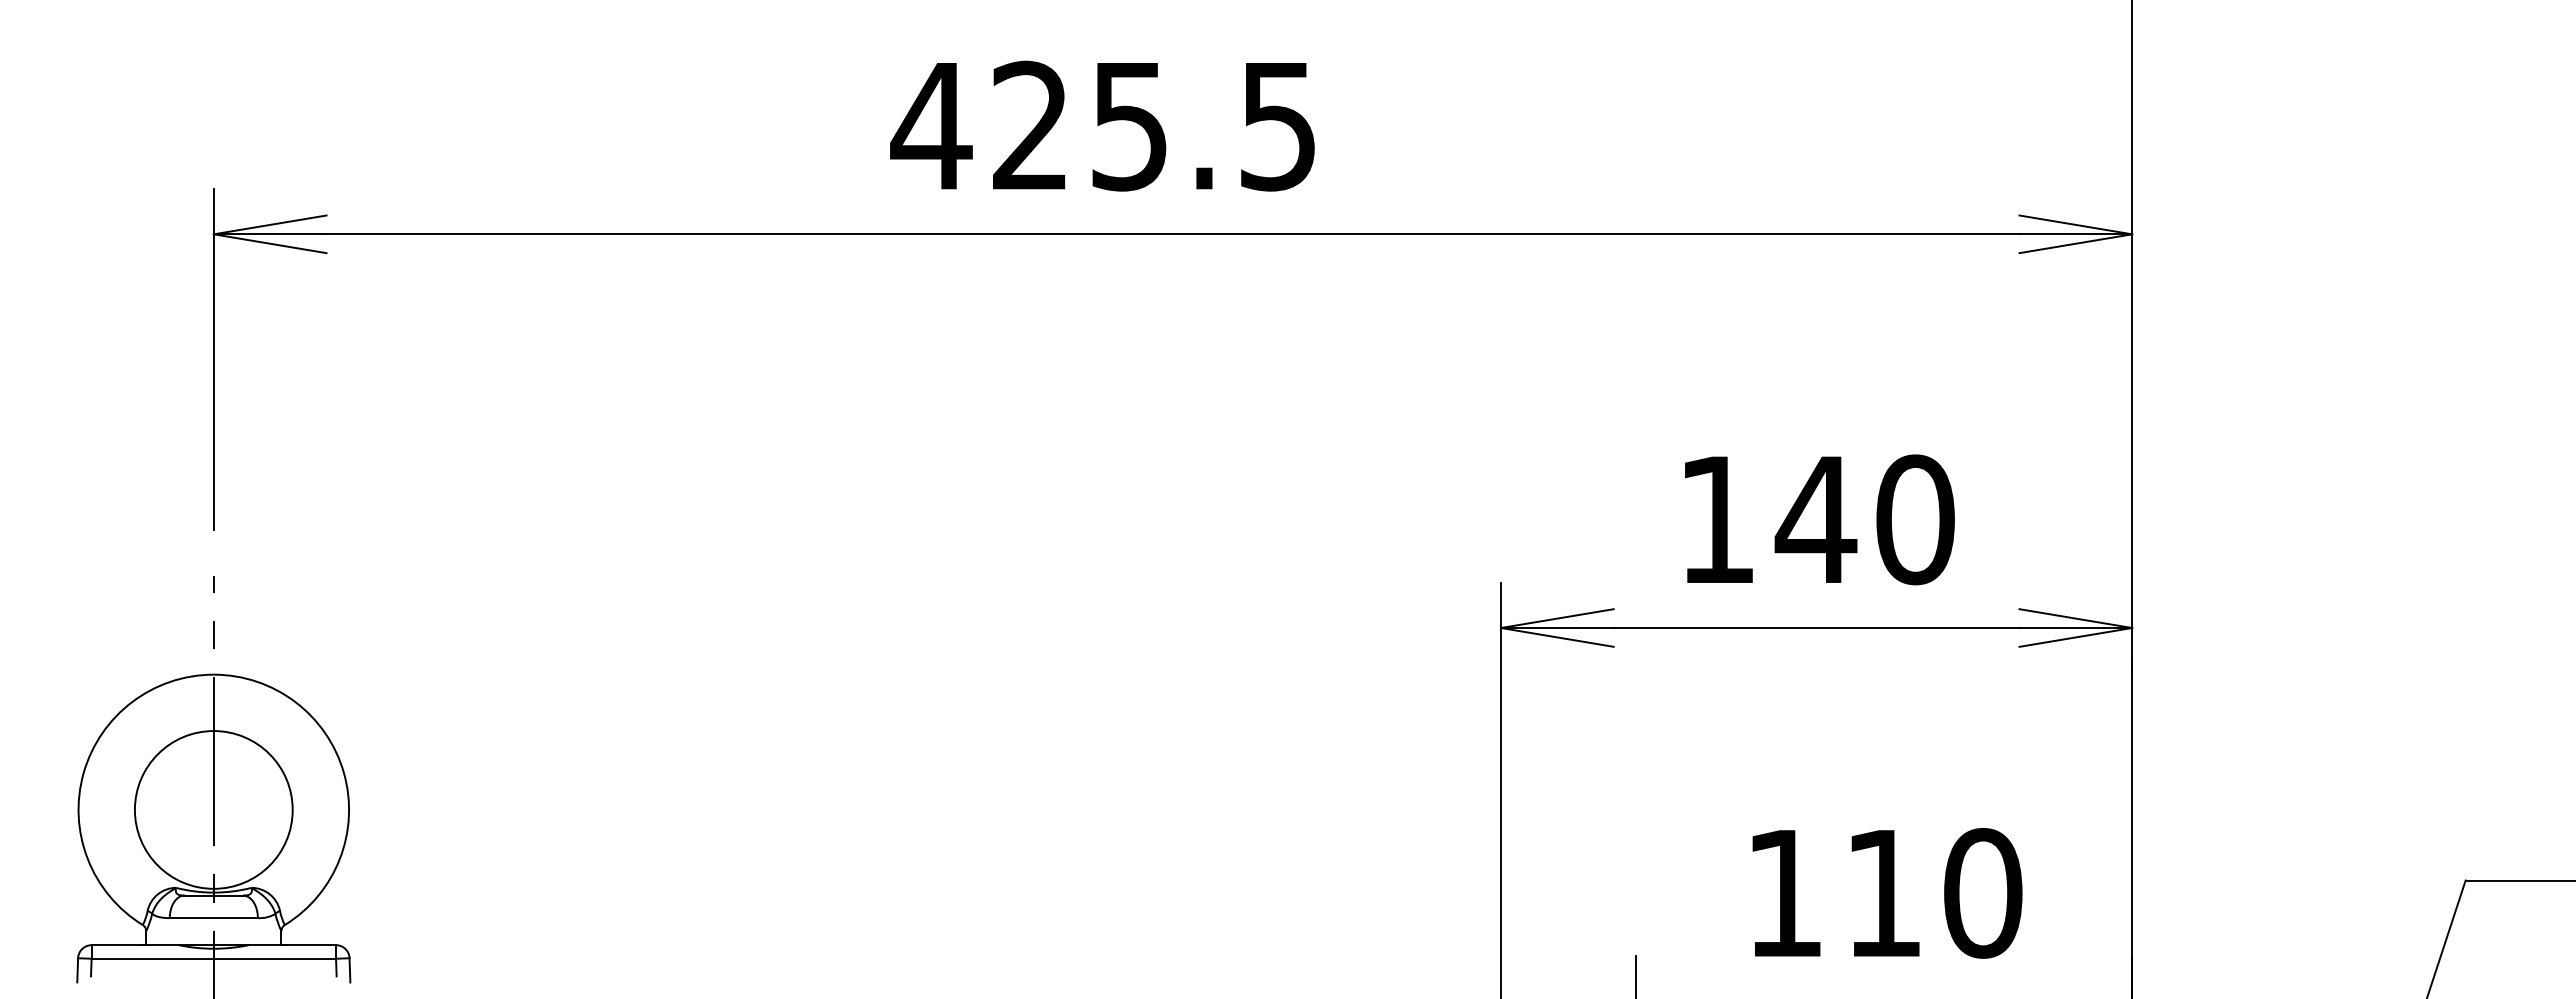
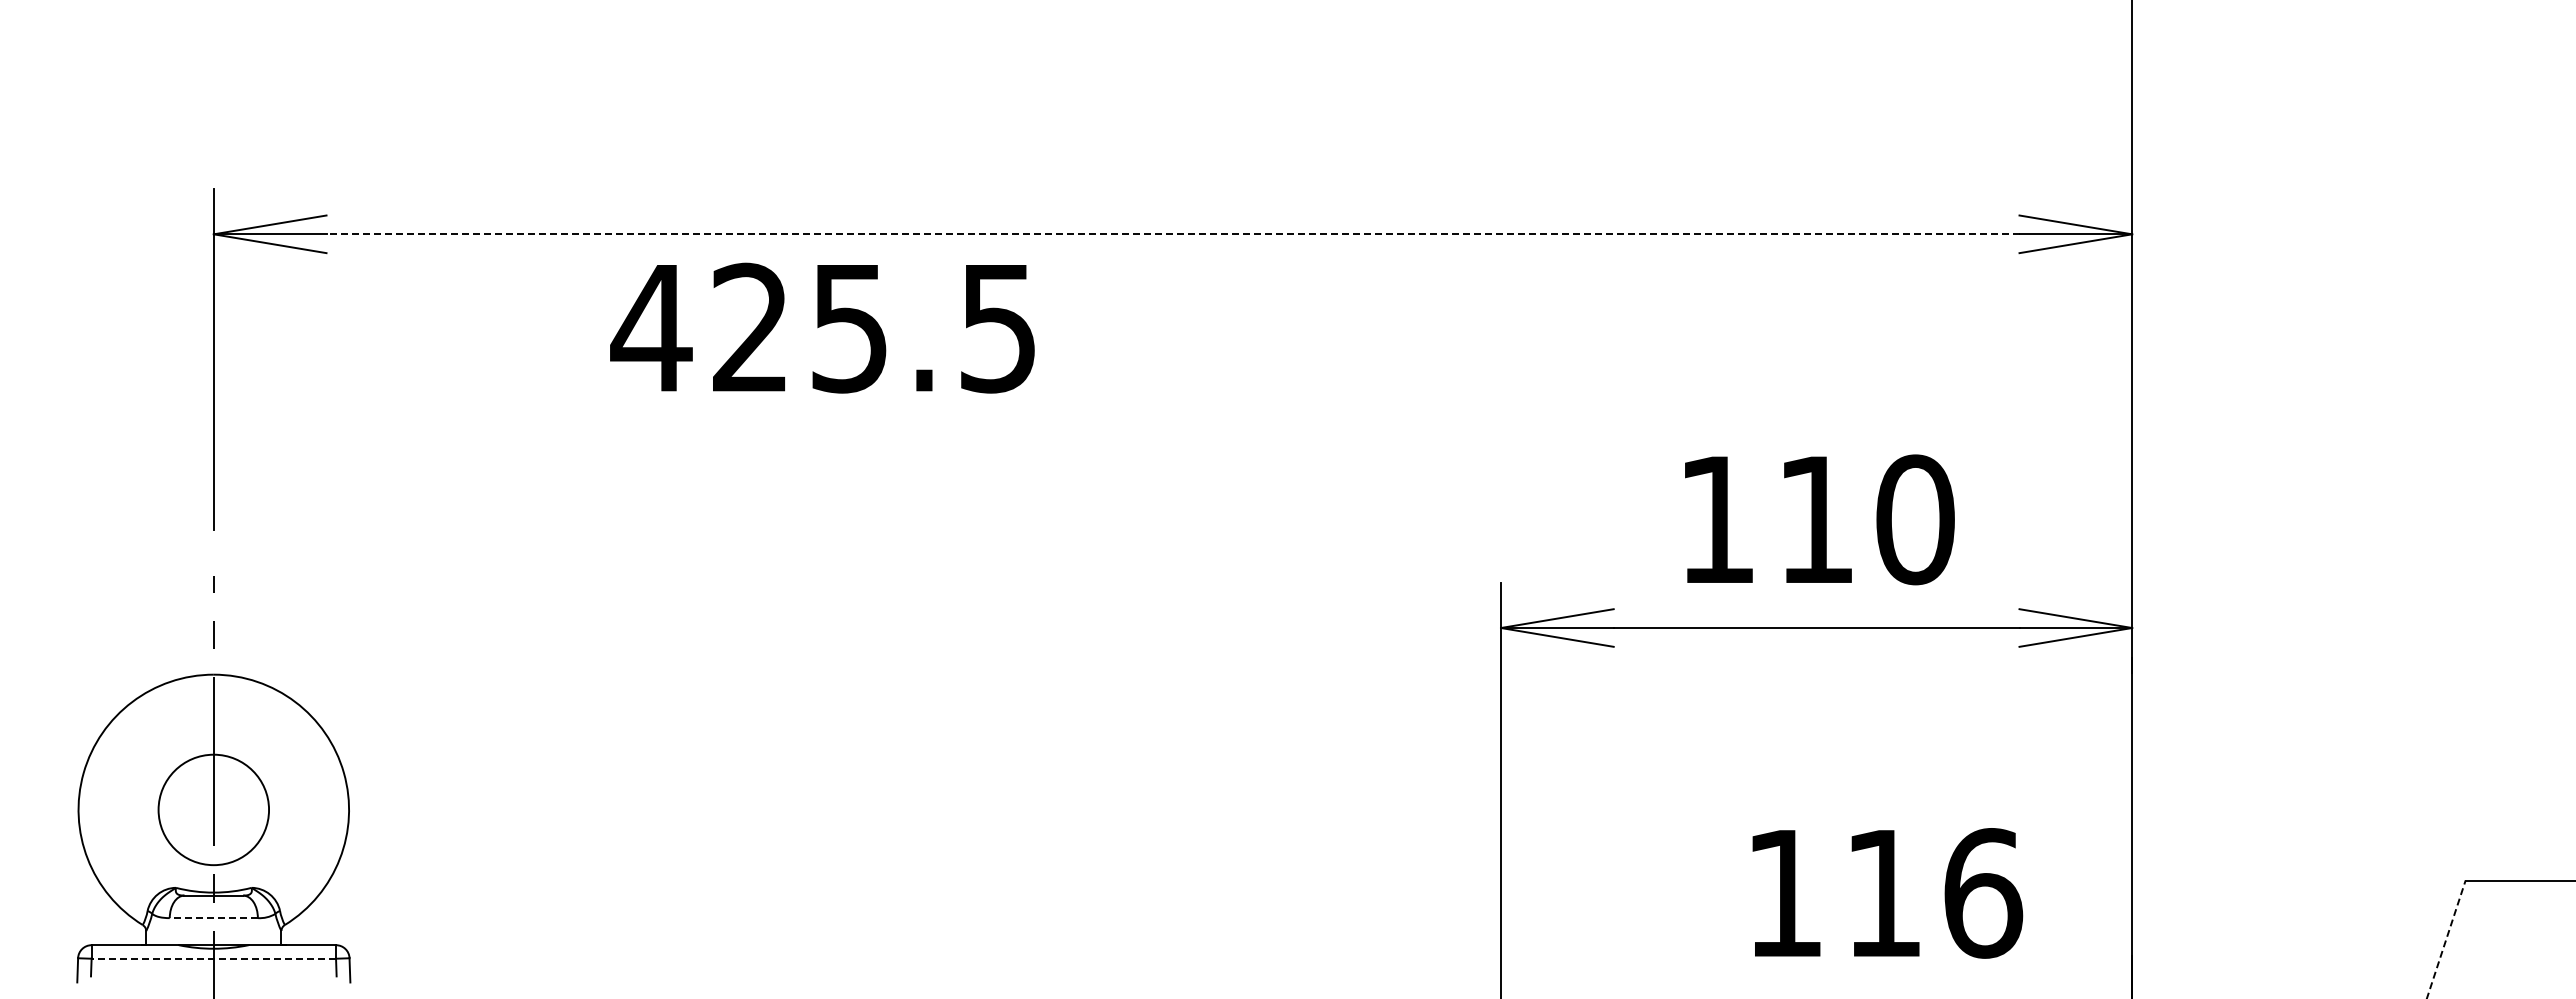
text position: (1102, 125) -> (822, 327) (822, 327)
line: solid -> dashed (1172, 234)
text: 140 -> 110 (1815, 519)
circle diameter: 158 px -> 110 px (213, 809)
text: 110 -> 116 (1983, 893)
line: solid -> dashed (213, 918)
line: solid -> dashed (2446, 939)
line: solid -> dashed (213, 958)
line: present -> none (1636, 975)
